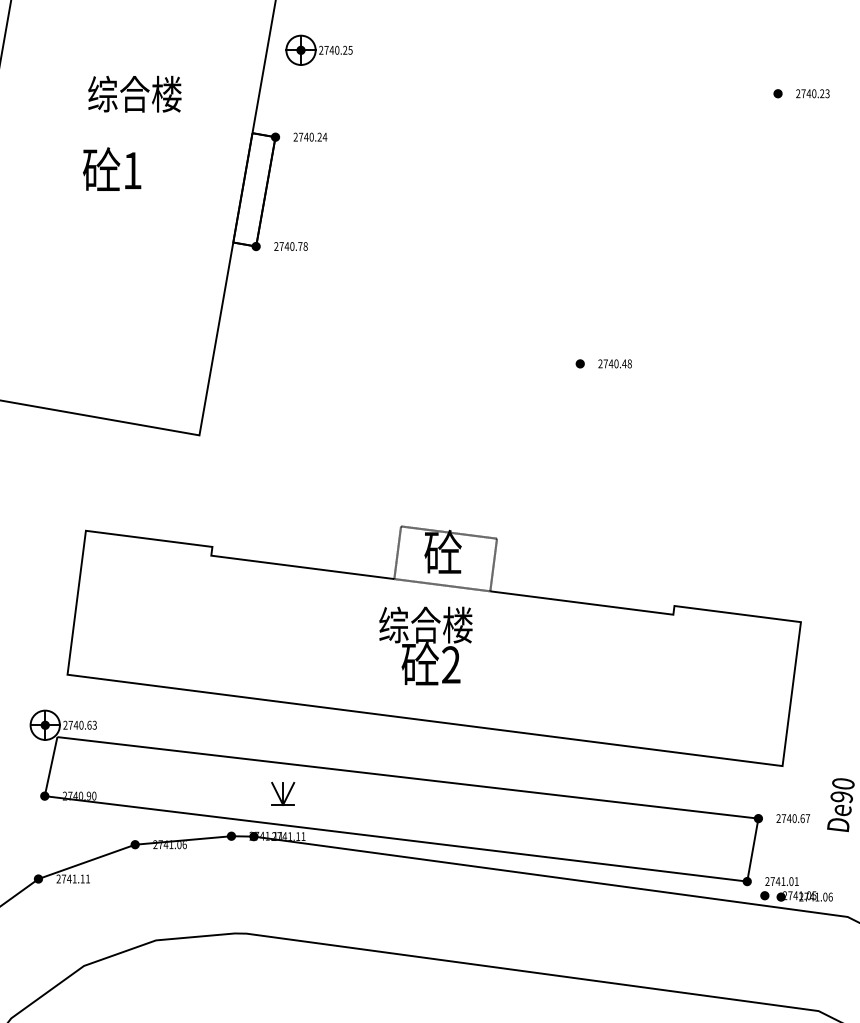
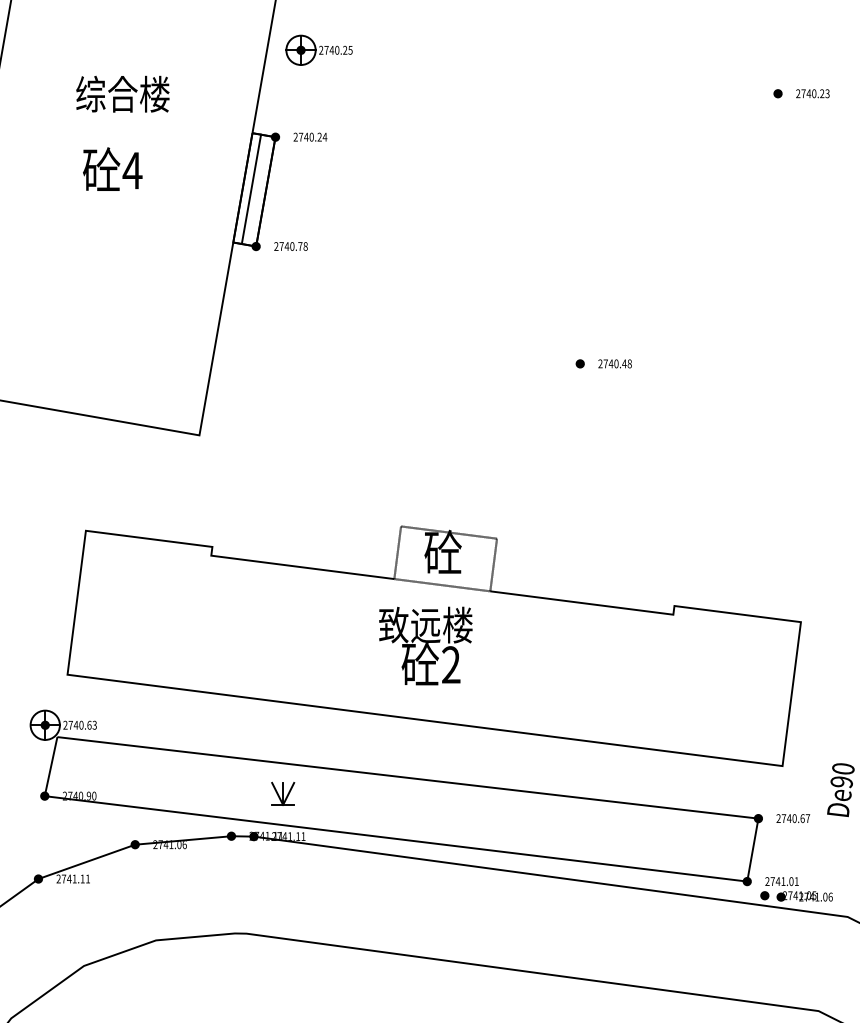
text position: (134, 93) -> (122, 93) (122, 93)
text: 1 -> 4 (132, 170)
line: none -> present (251, 189)
text: 综合楼 -> 致远楼 (409, 624)
text position: (840, 805) -> (840, 790) (840, 790)
